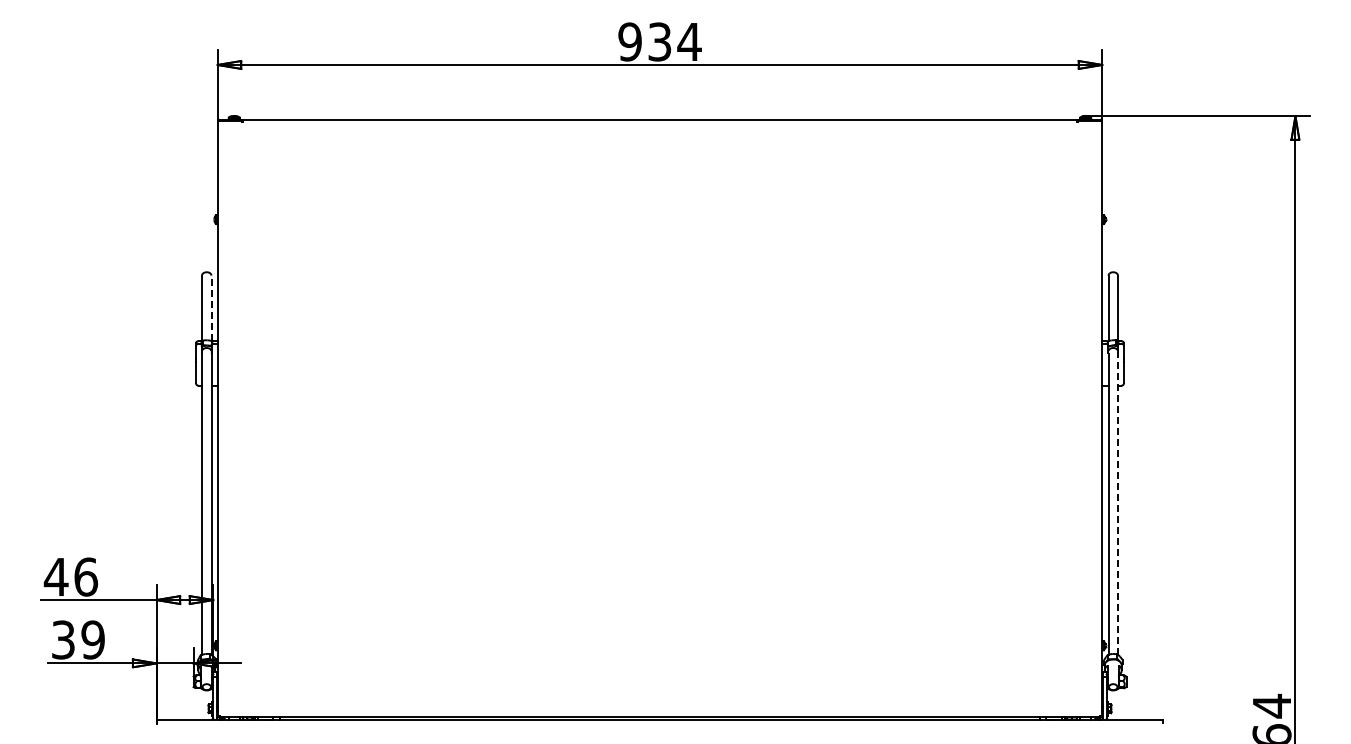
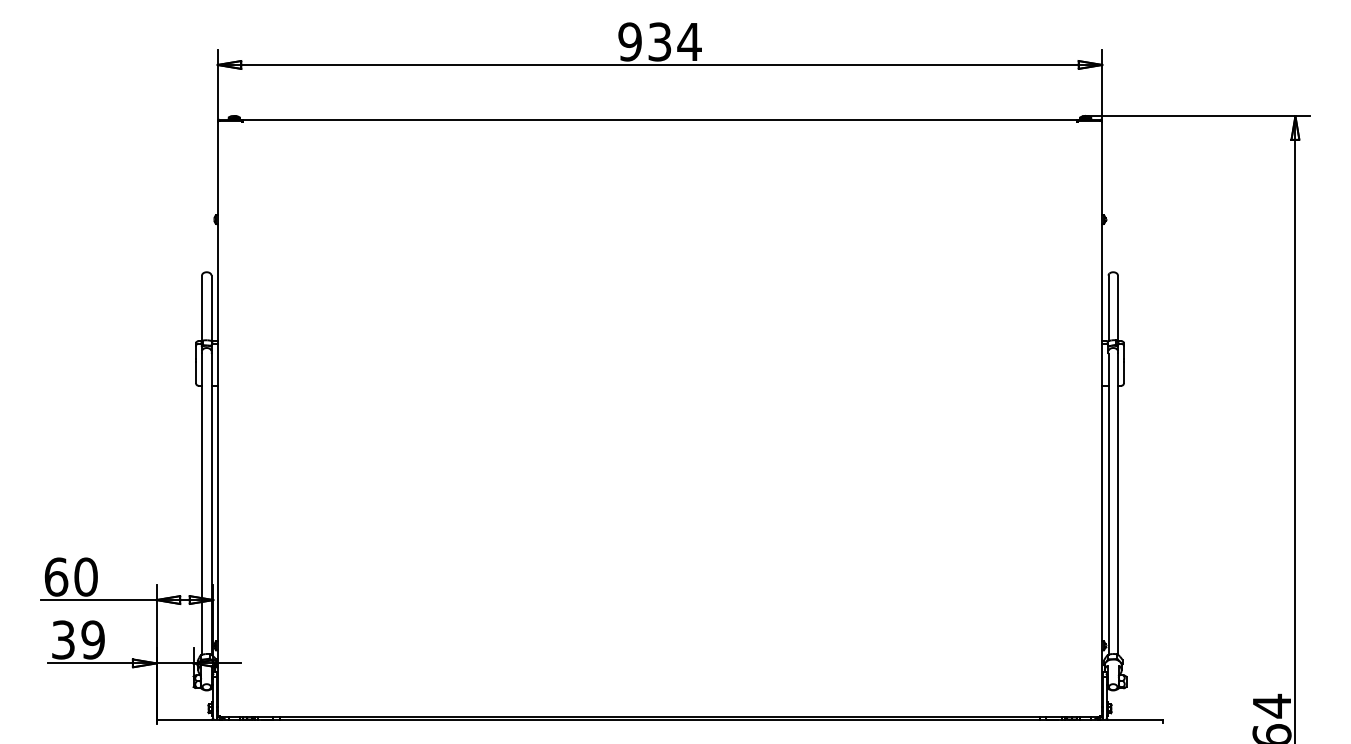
line: dashed -> solid (211, 308)
line: dashed -> solid (1117, 503)
text: 46 -> 60 (70, 576)
